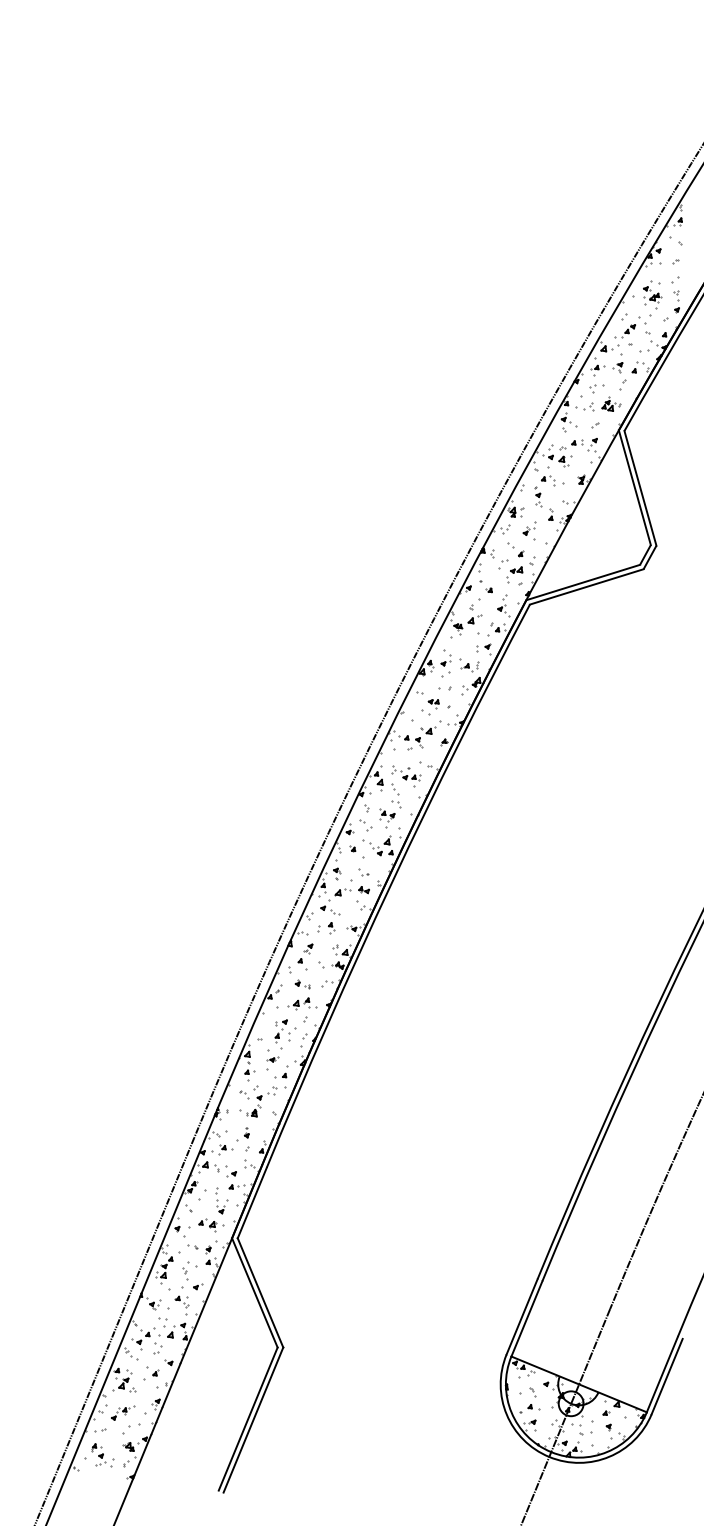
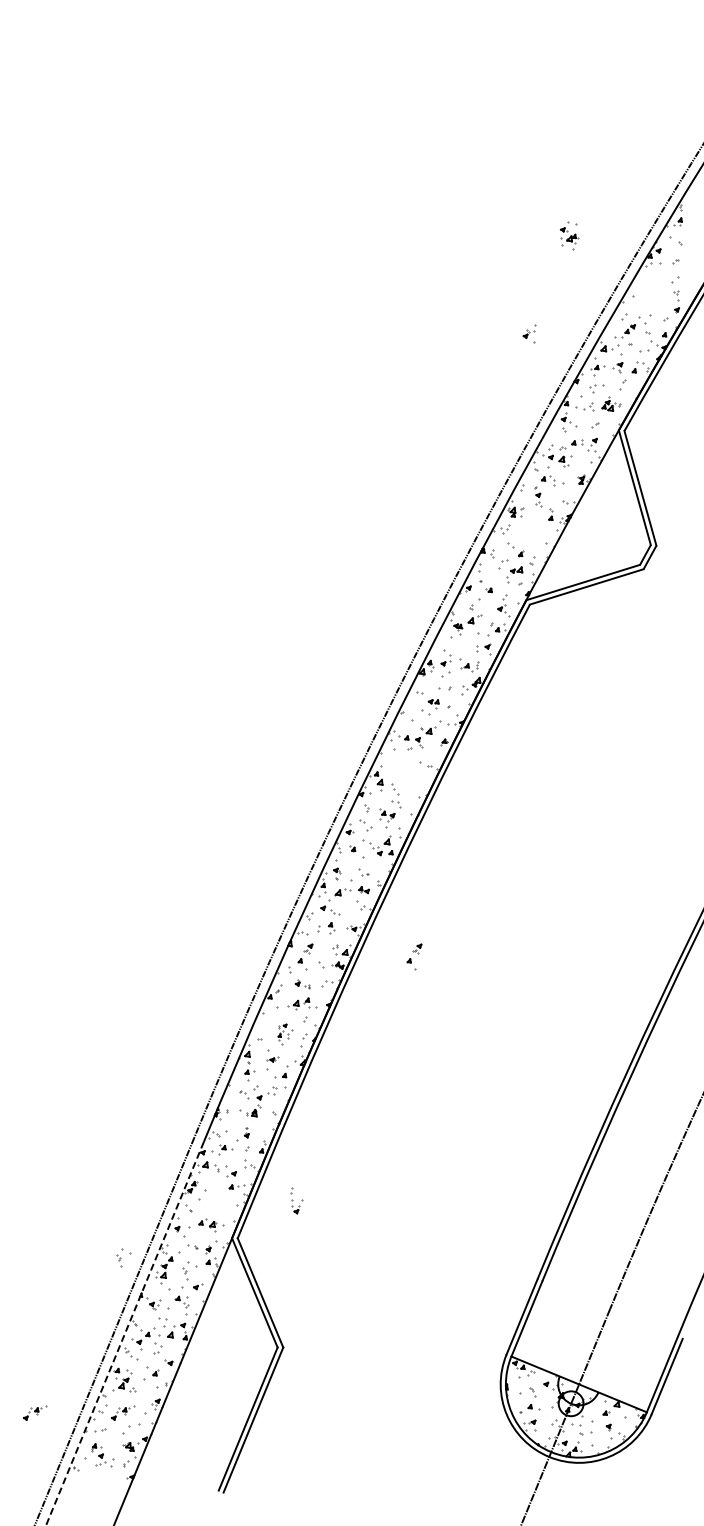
part position: (652, 294) -> (569, 235) (569, 235)
part position: (529, 530) -> (529, 333) (529, 333)
part: present -> none (406, 776)
part: none -> present (414, 956)
part size: 23x31 px -> 17x23 px (285, 1034)
part position: (221, 1200) -> (296, 1200) (296, 1200)
part: none -> present (123, 1257)
line: solid -> dashed (124, 1334)
part: none -> present (35, 1412)
